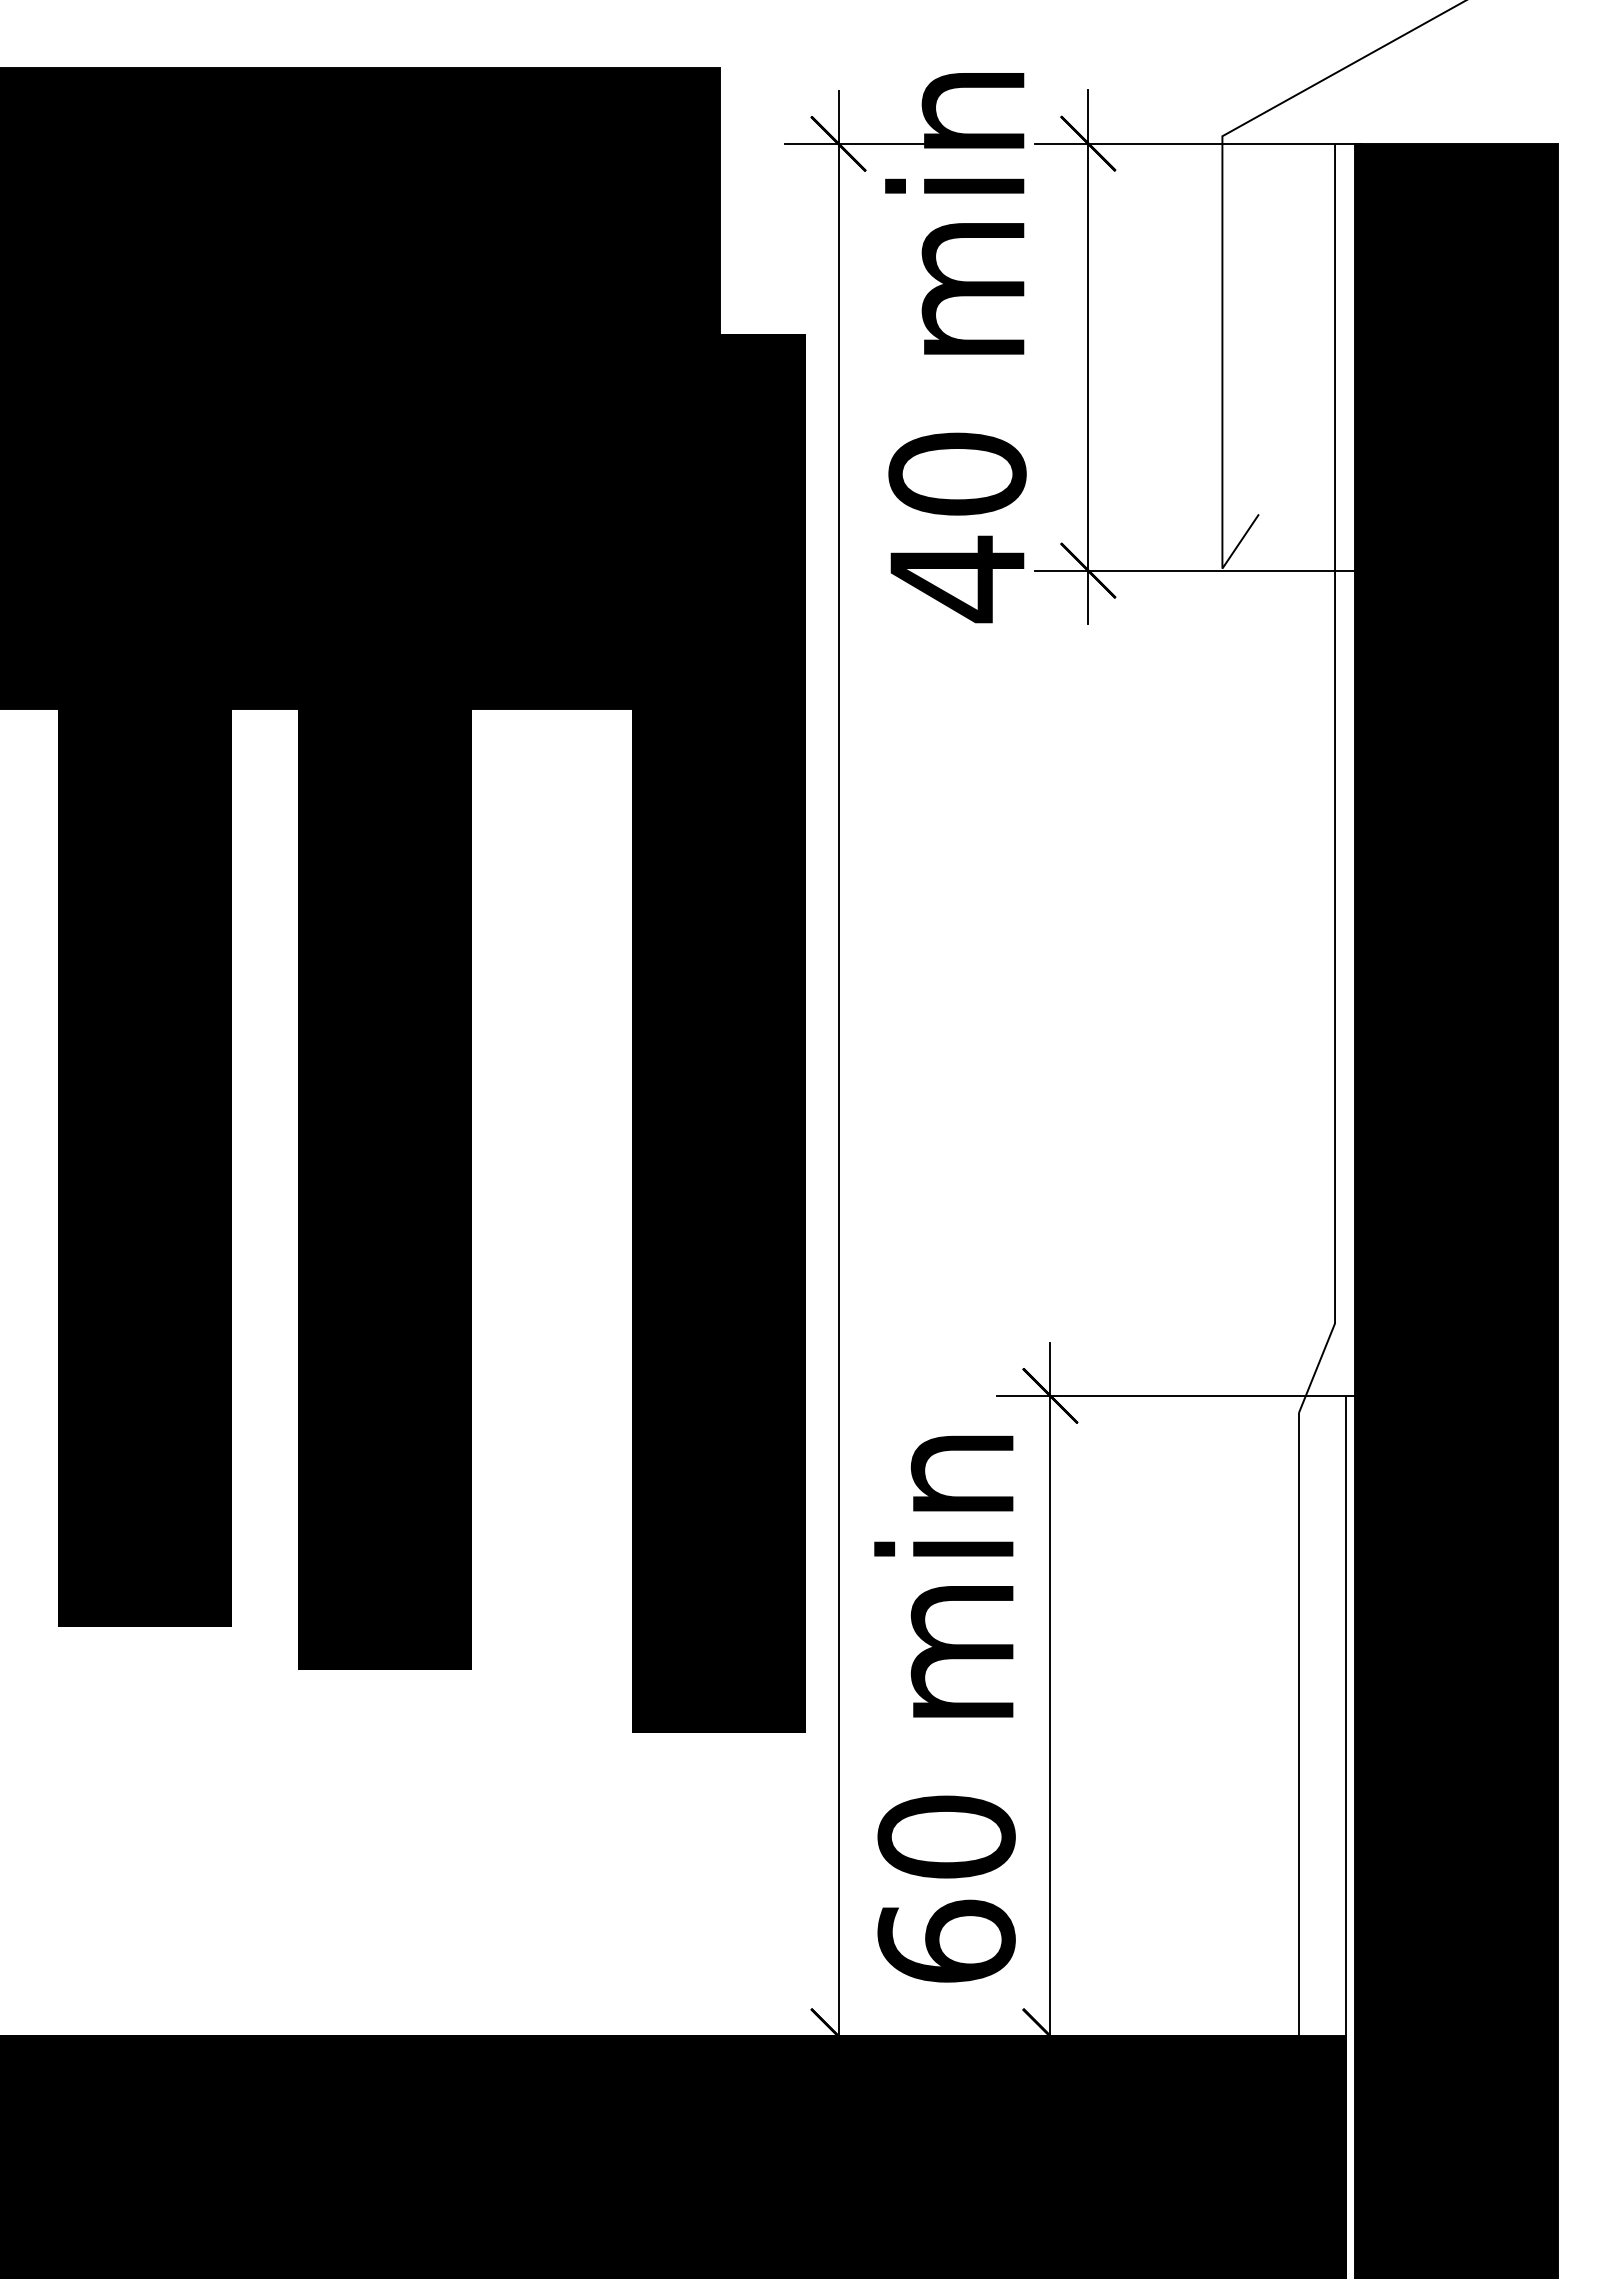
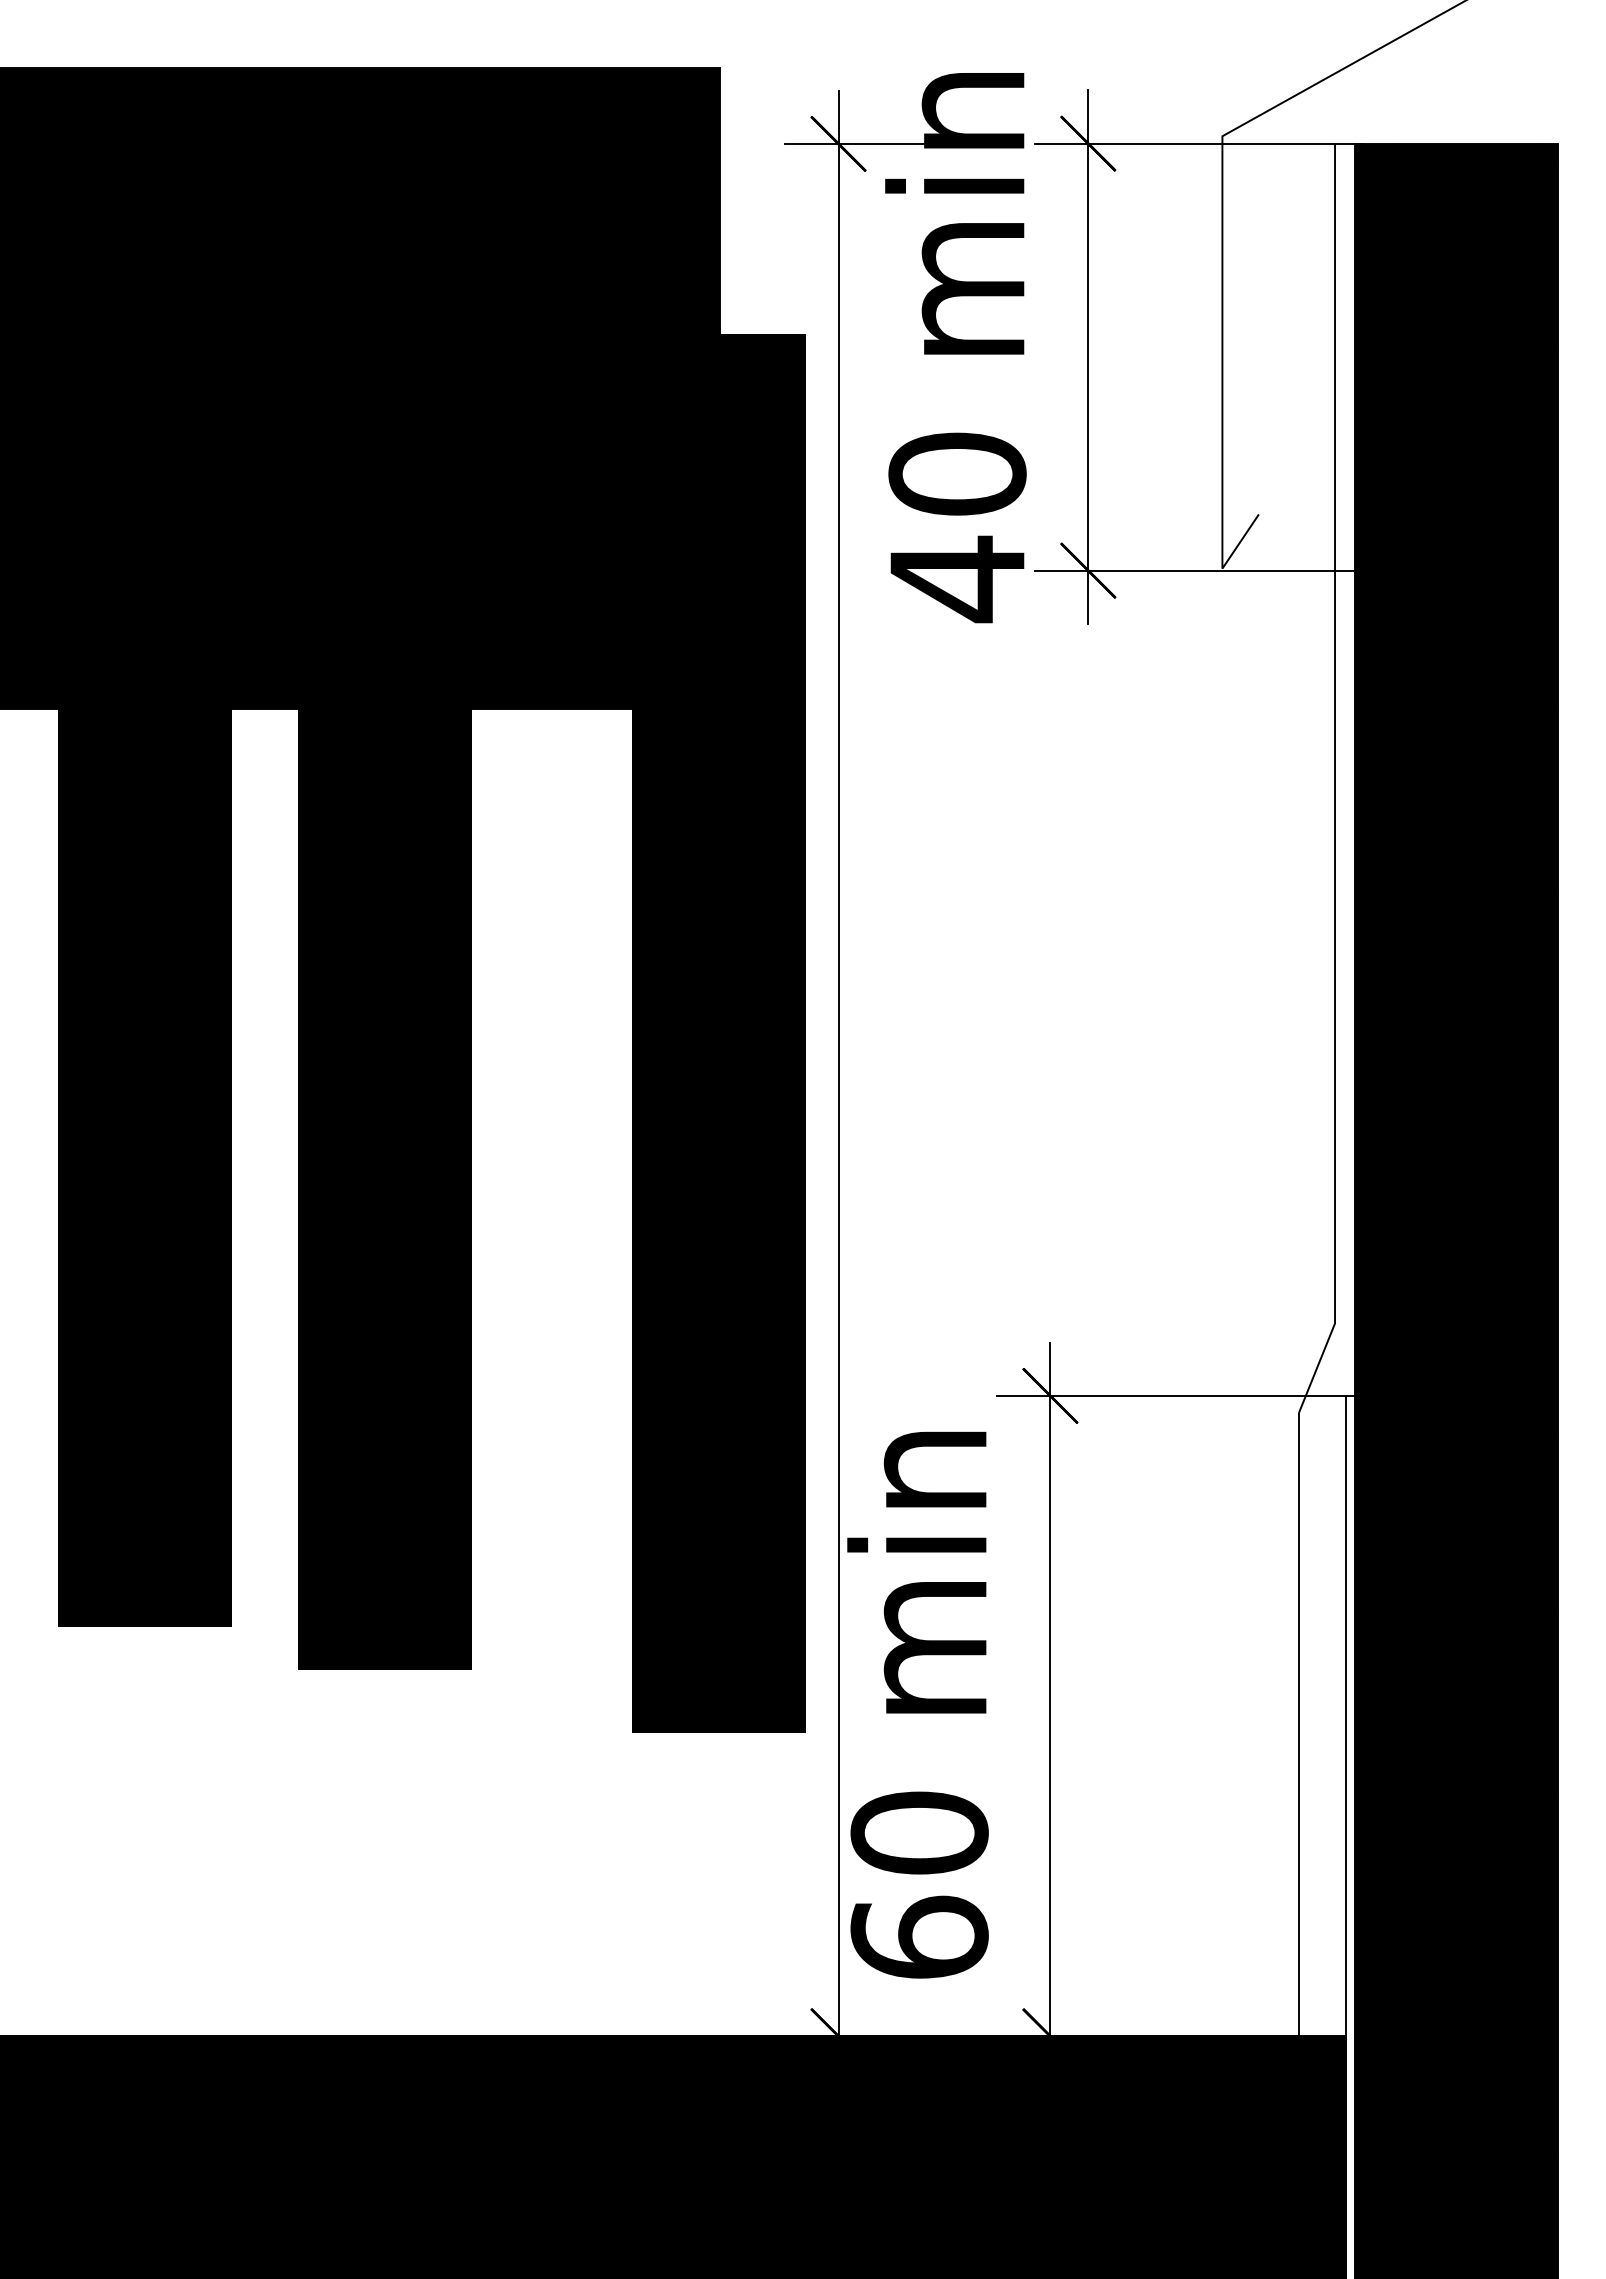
text position: (944, 1708) -> (917, 1704) (917, 1704)
